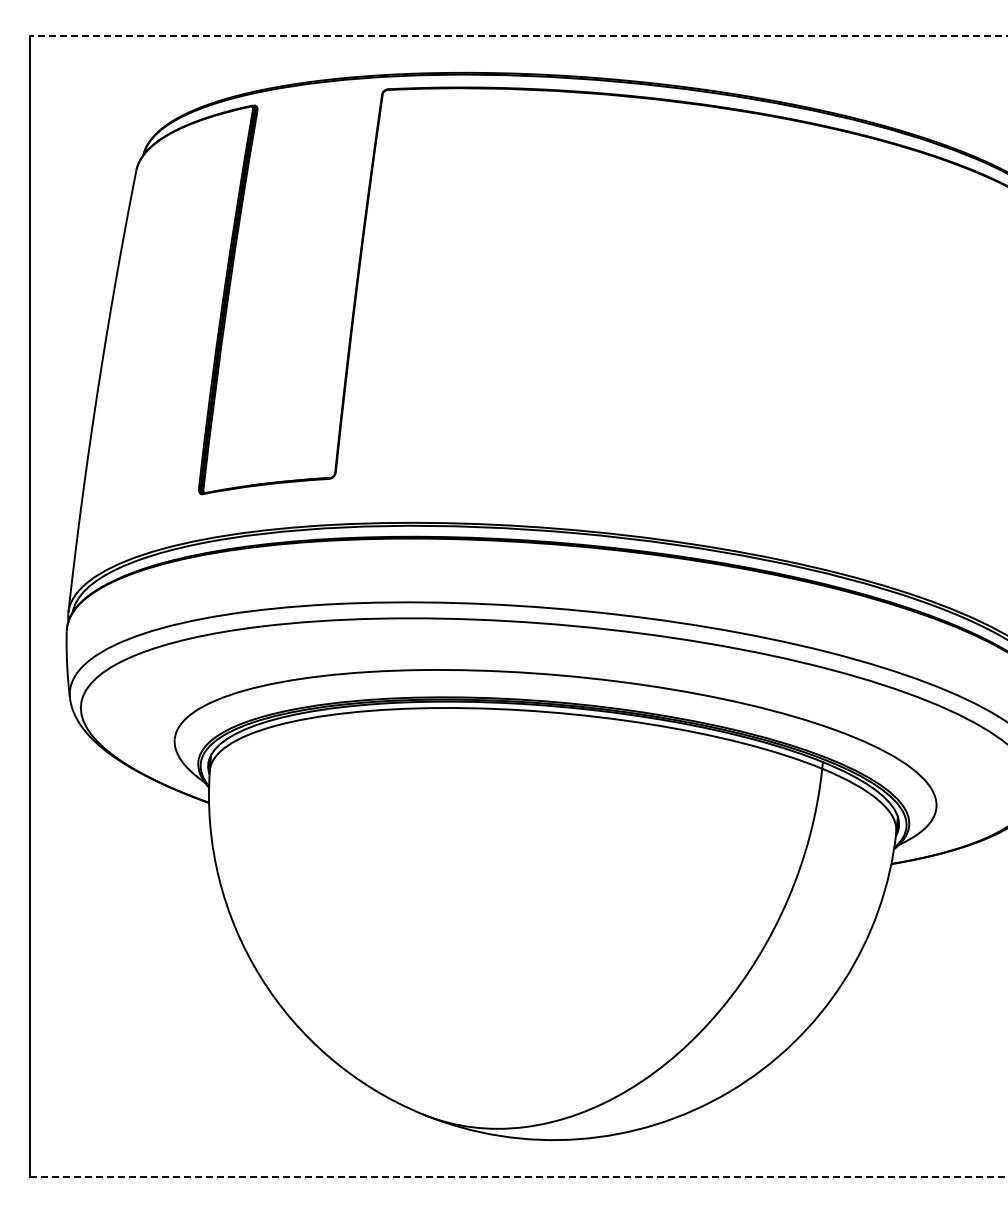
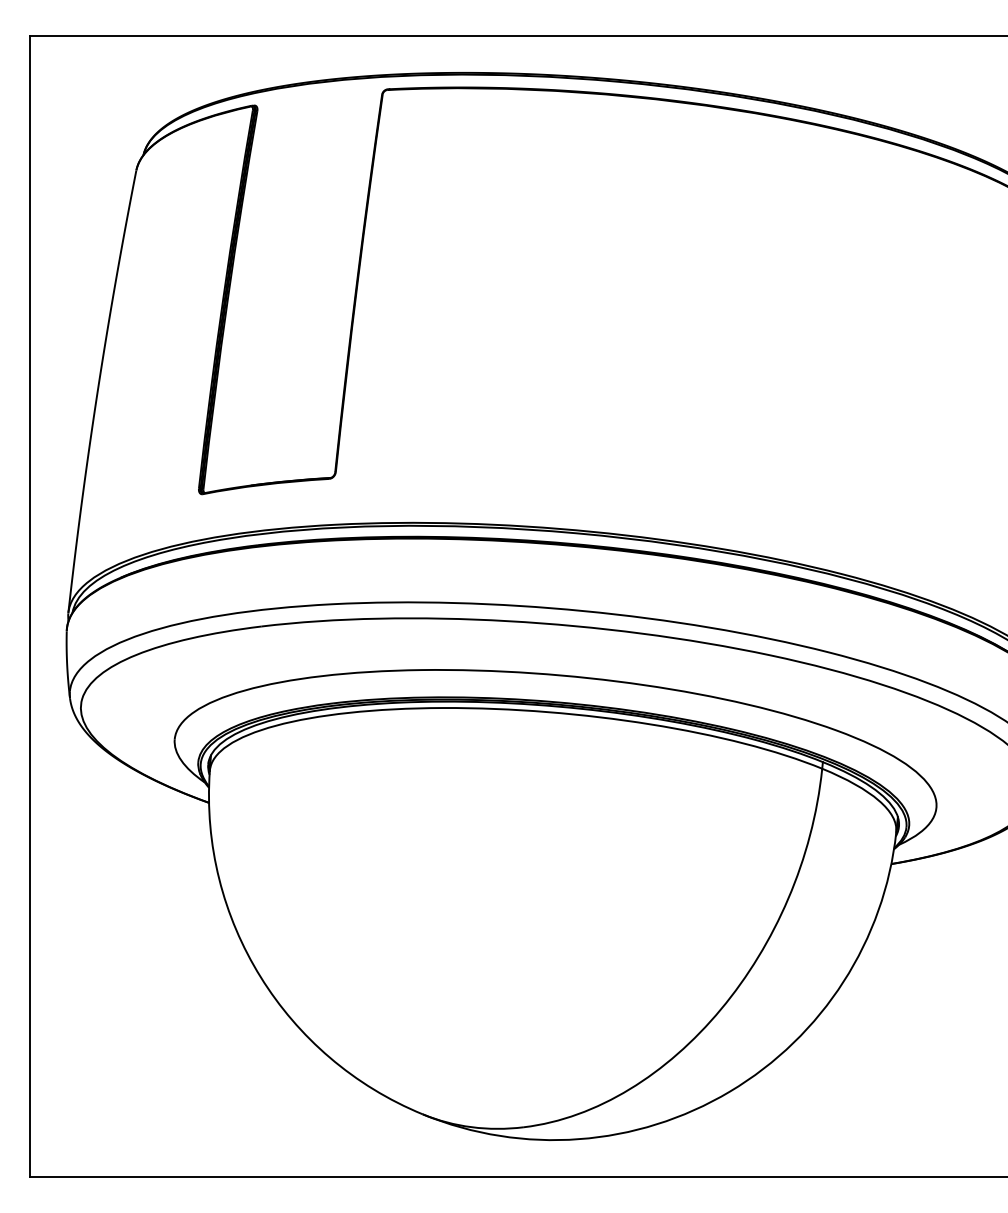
line: dashed -> solid (518, 36)
line: dashed -> solid (518, 1176)
